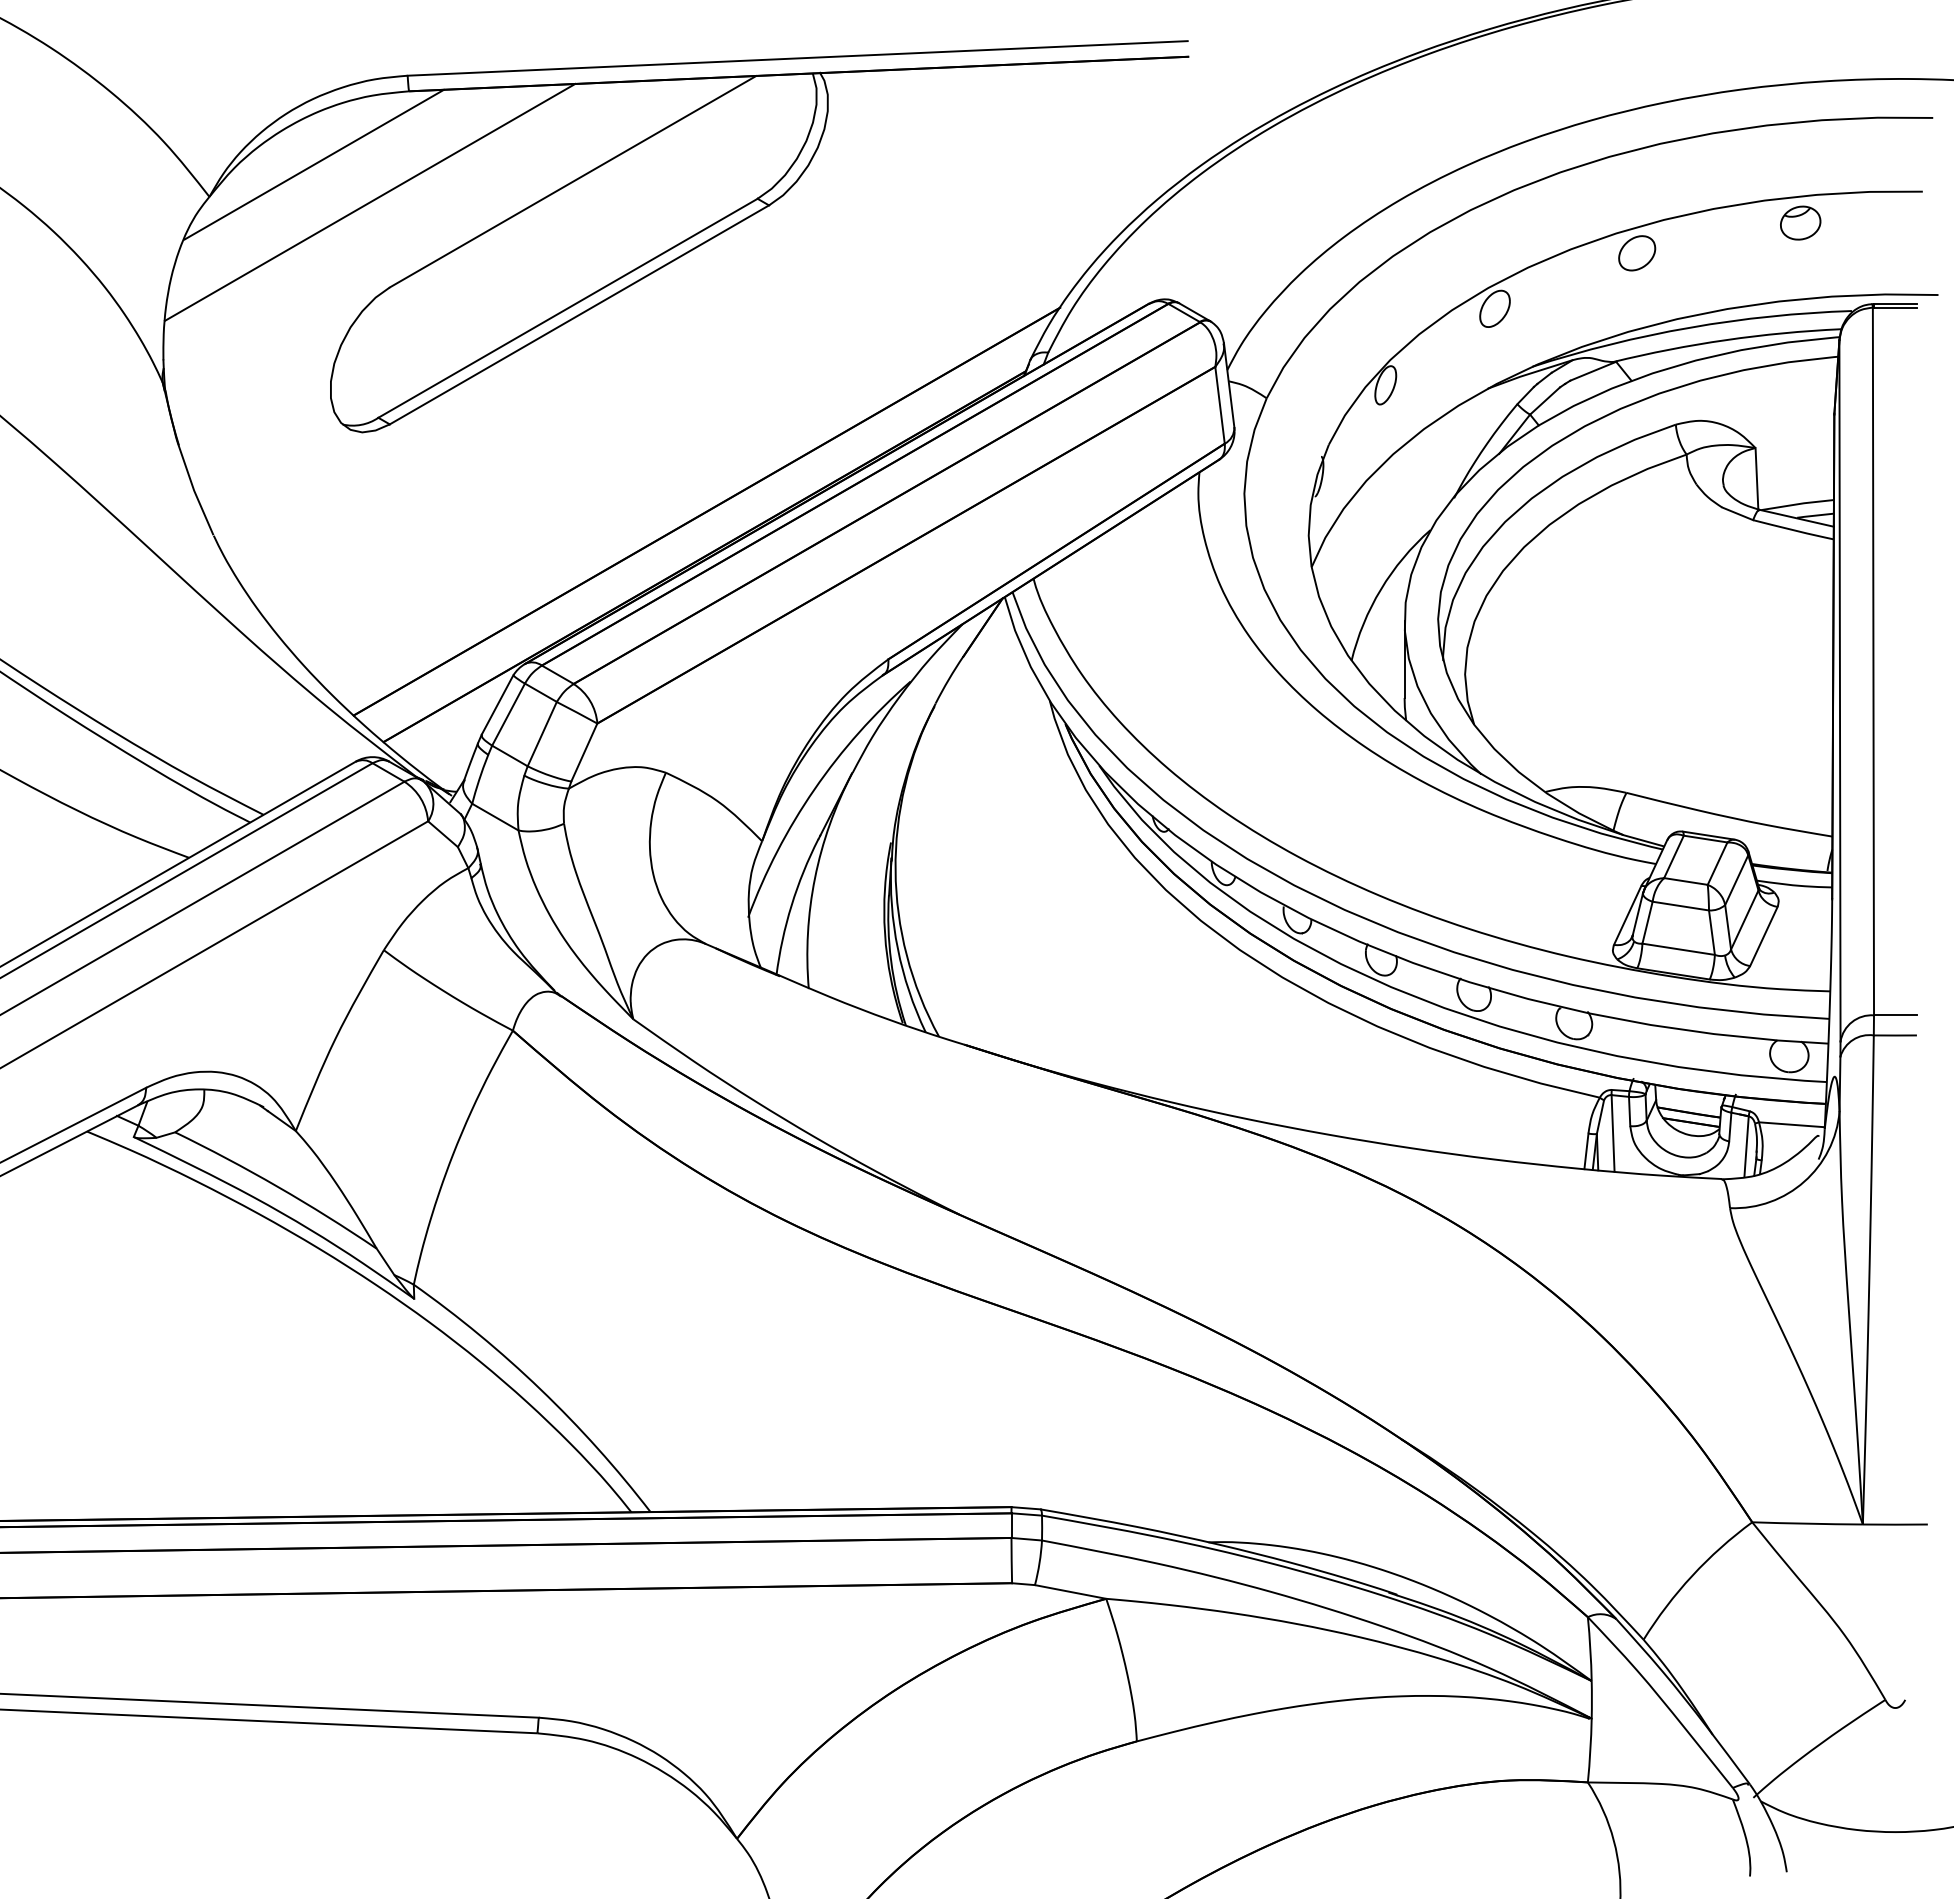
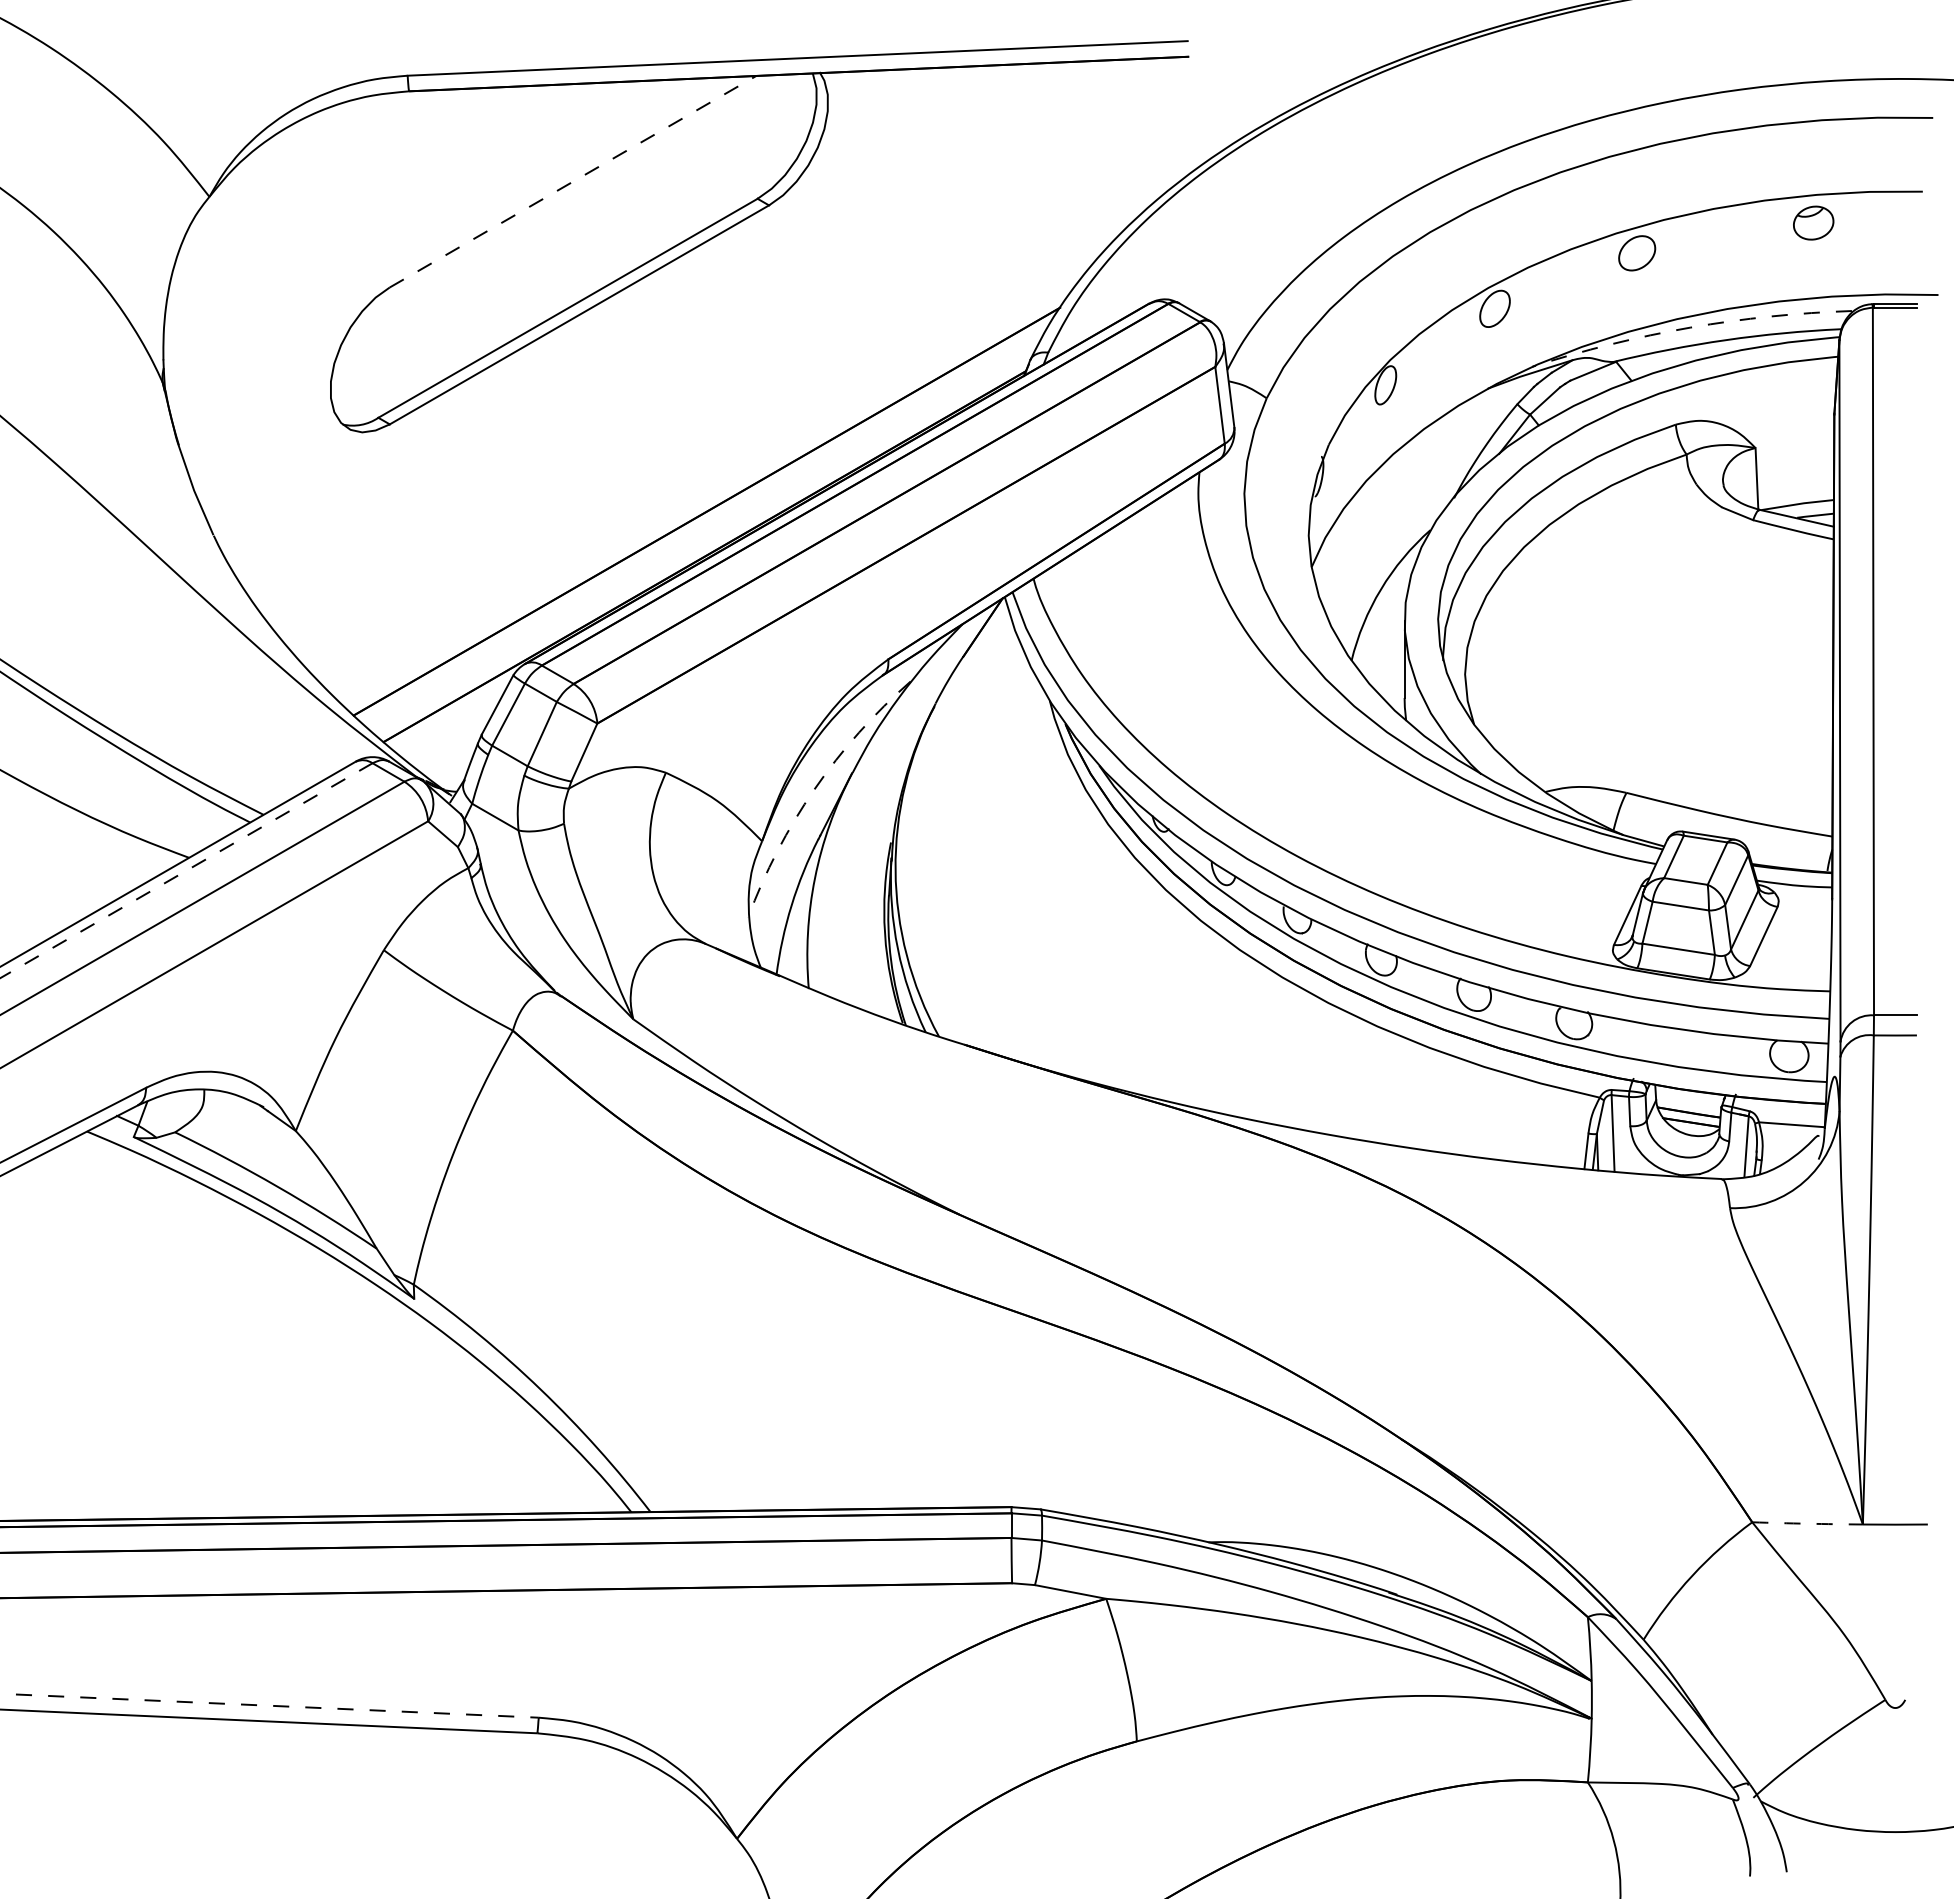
line: present -> none (313, 164)
line: solid -> dashed (573, 181)
line: present -> none (369, 201)
part position: (1800, 222) -> (1813, 222) (1813, 222)
arc: solid -> dashed (1690, 327)
arc: solid -> dashed (814, 789)
line: solid -> dashed (186, 870)
arc: solid -> dashed (1807, 1523)
line: solid -> dashed (270, 1705)
